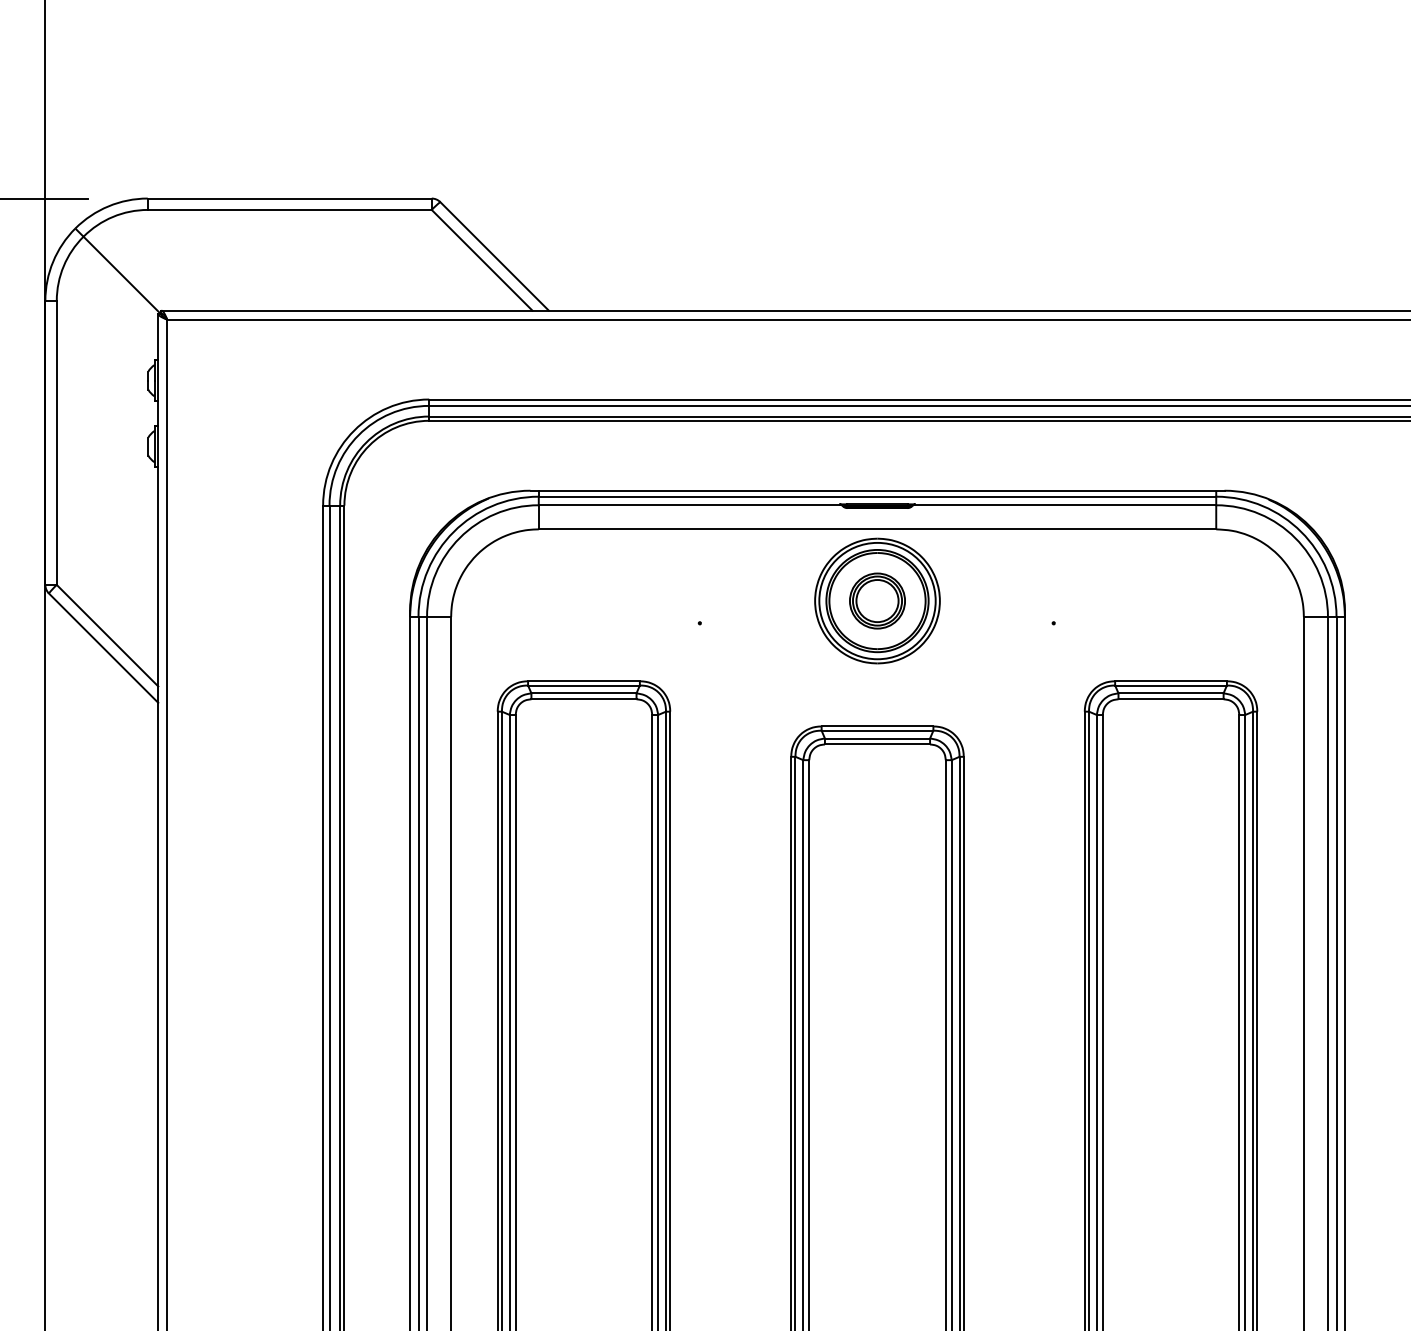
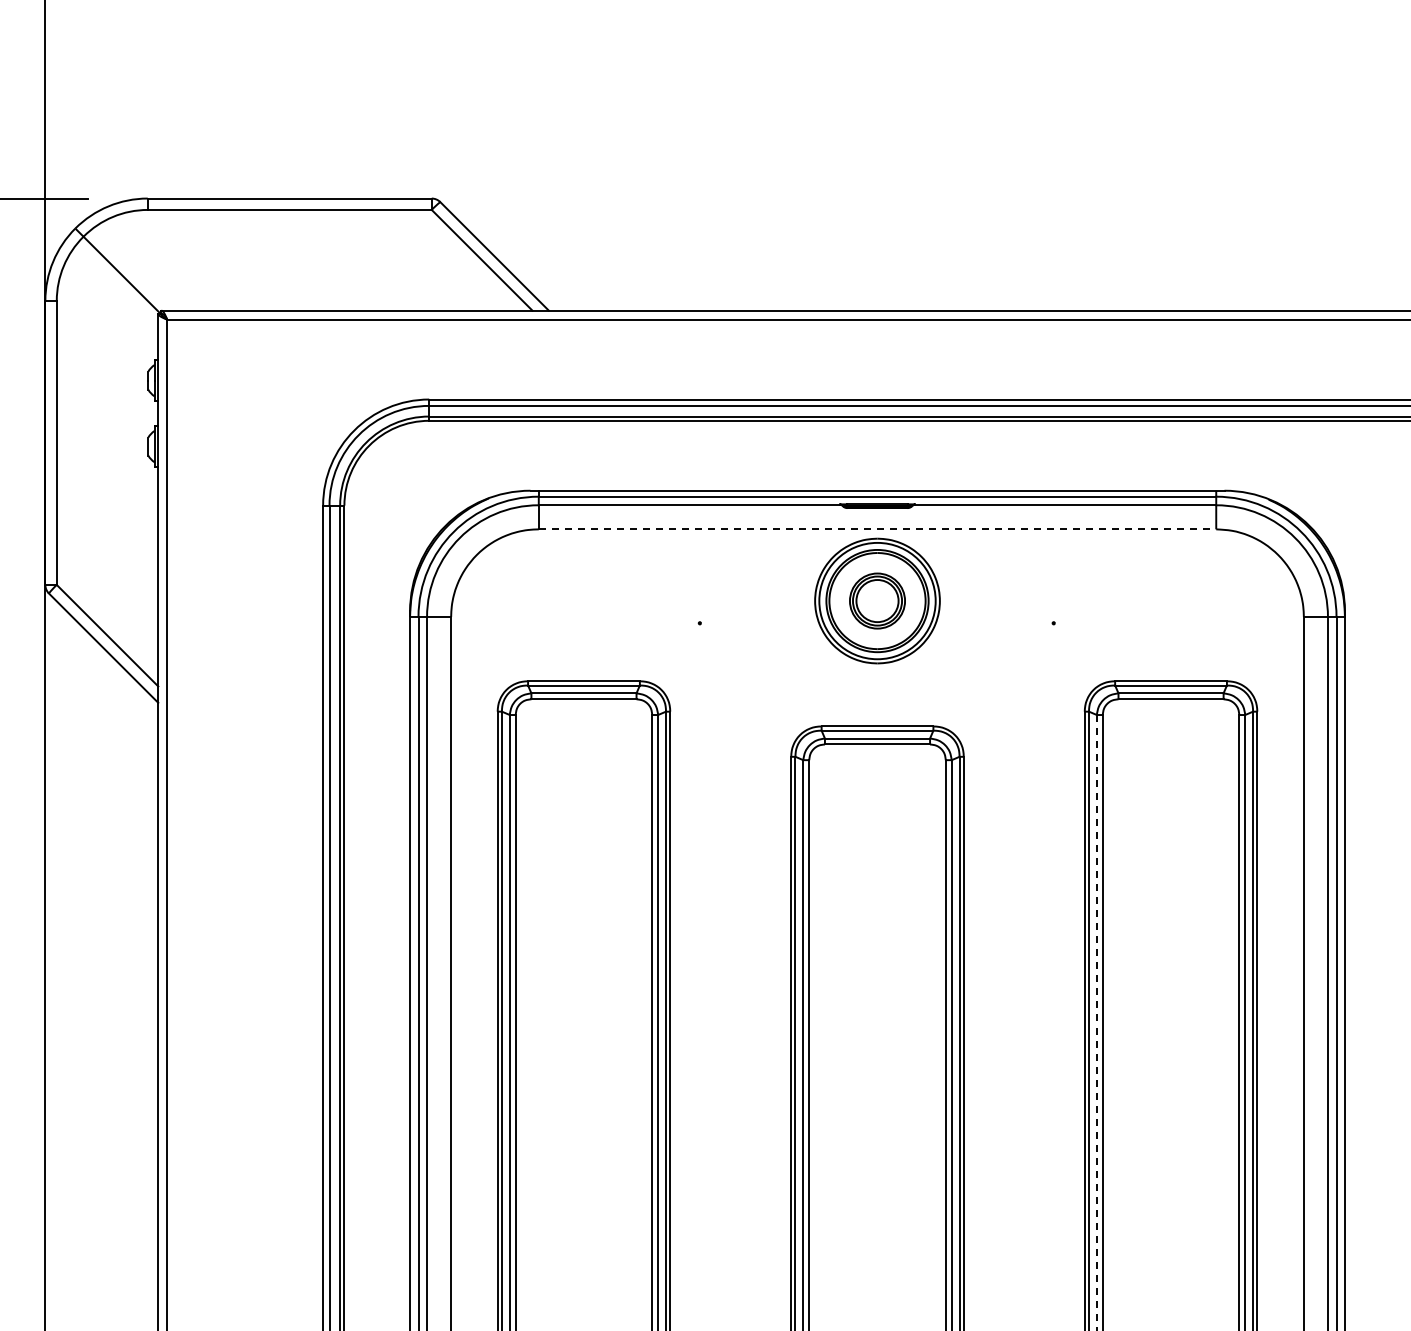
line: solid -> dashed (877, 529)
line: solid -> dashed (1096, 1022)
